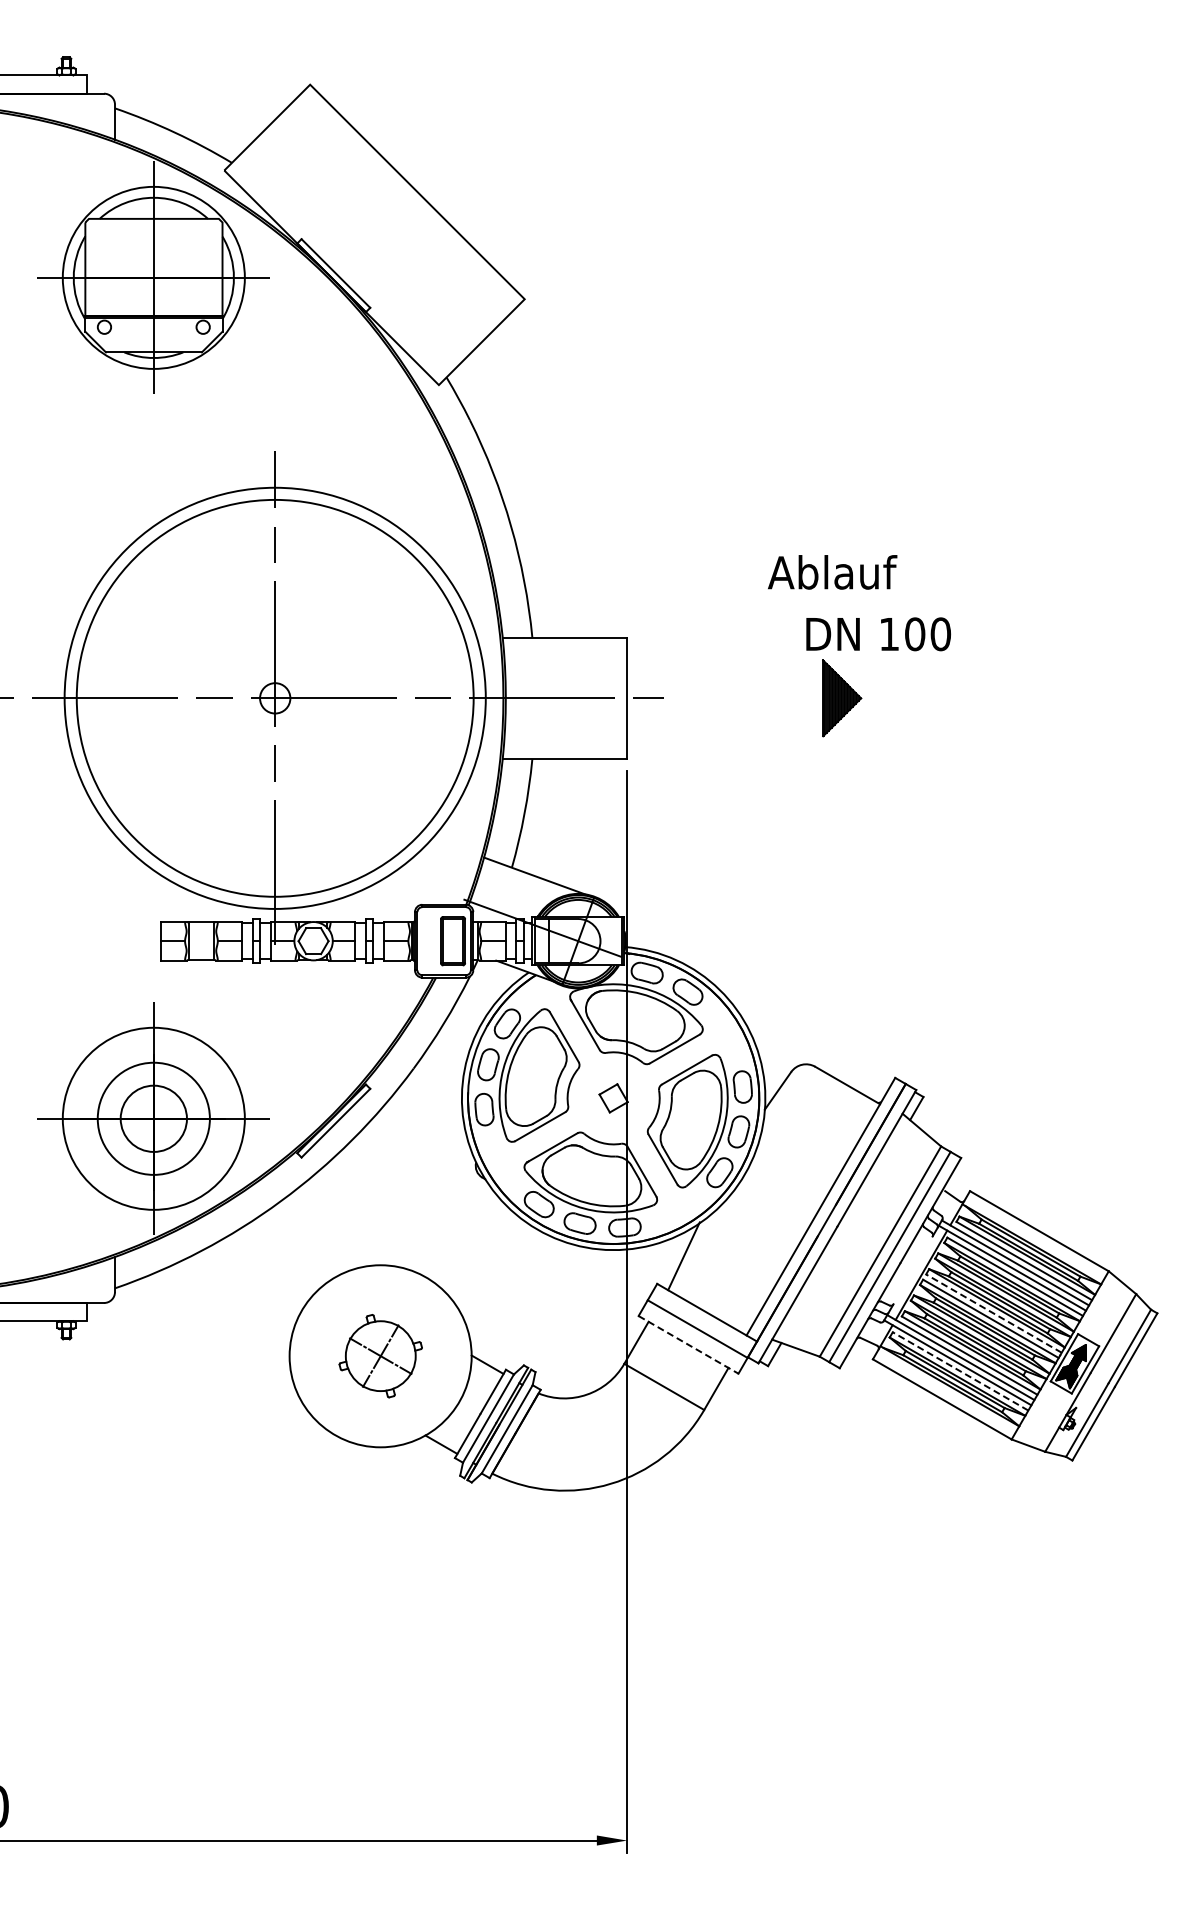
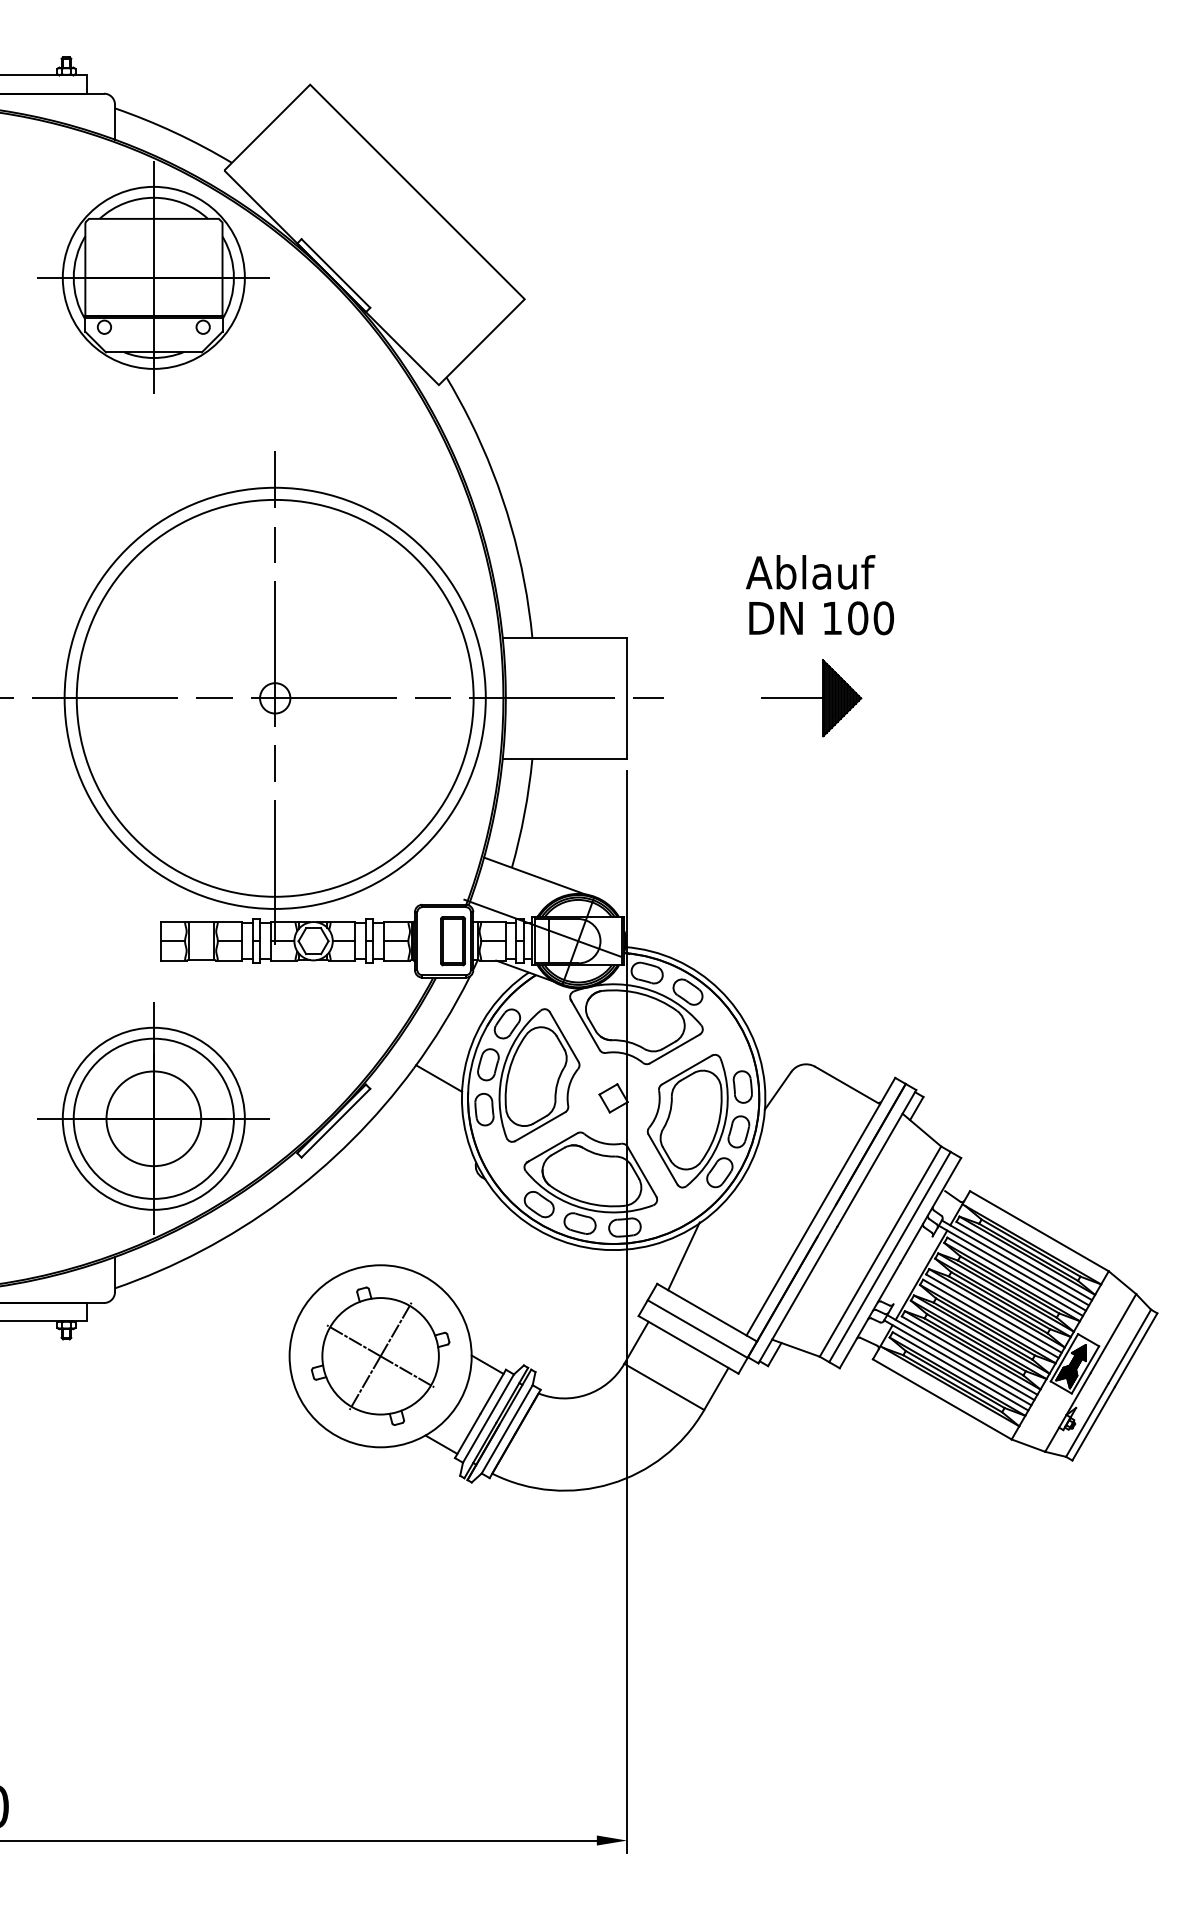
text position: (832, 572) -> (810, 572) (810, 572)
text position: (878, 634) -> (821, 618) (821, 618)
line: none -> present (792, 698)
line: none -> present (439, 1078)
circle diameter: 112 px -> 160 px (153, 1118)
circle diameter: 66 px -> 95 px (153, 1118)
line: dashed -> solid (993, 1313)
line: dashed -> solid (688, 1344)
part size: 85x85 px -> 140x140 px (380, 1355)
line: dashed -> solid (960, 1371)
